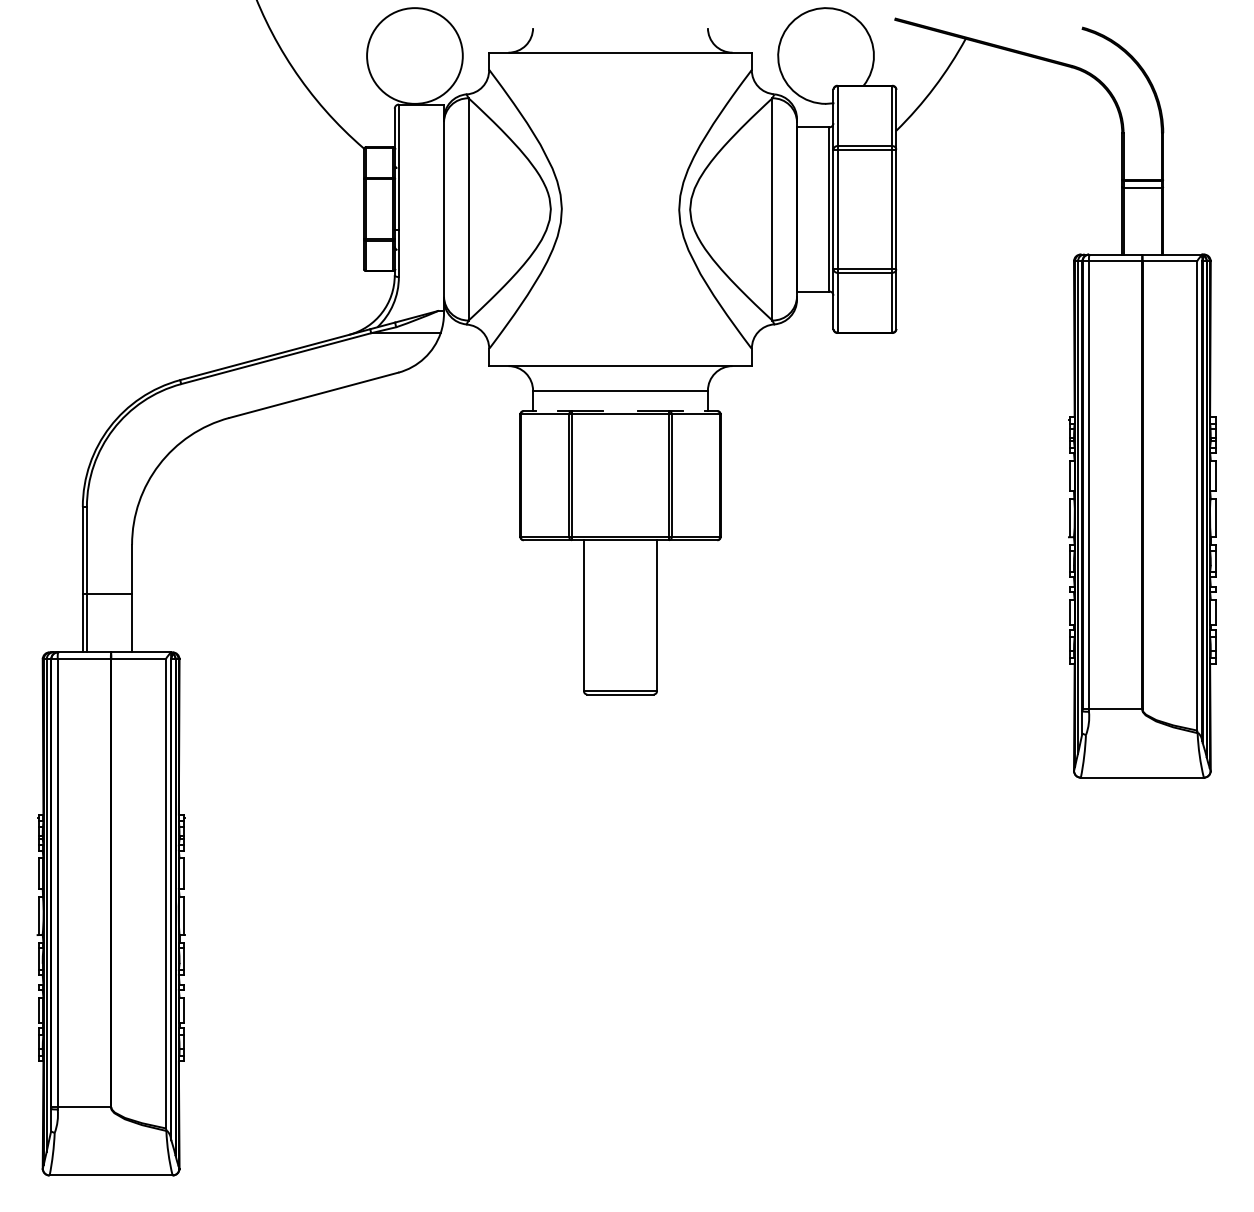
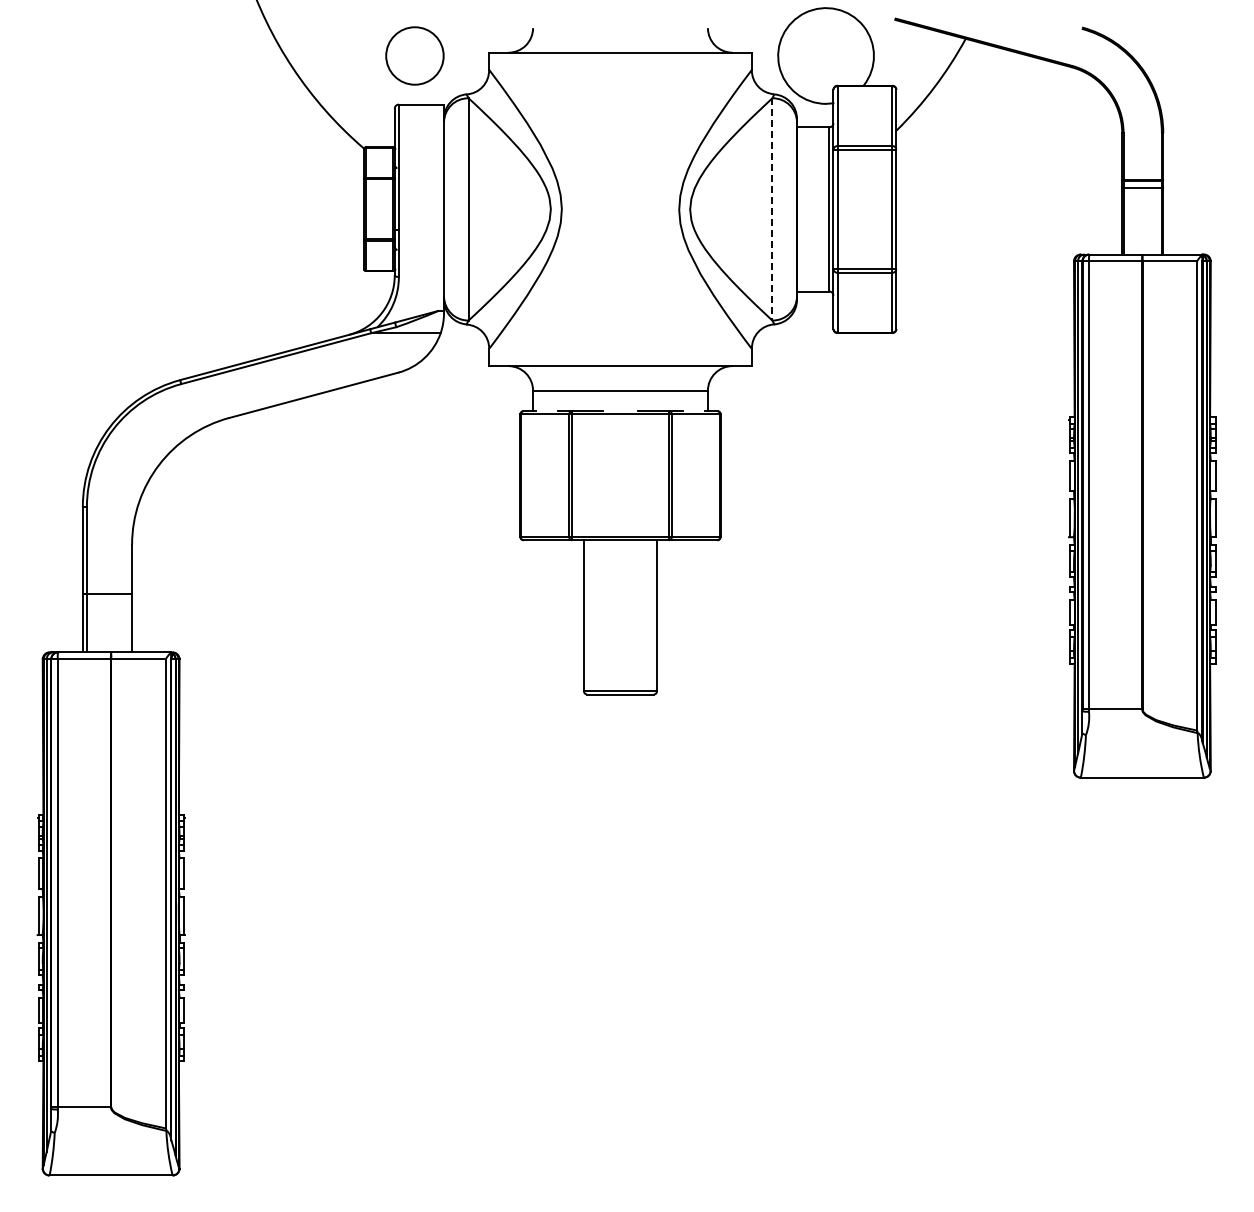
circle diameter: 96 px -> 57 px (414, 55)
line: solid -> dashed (772, 209)
